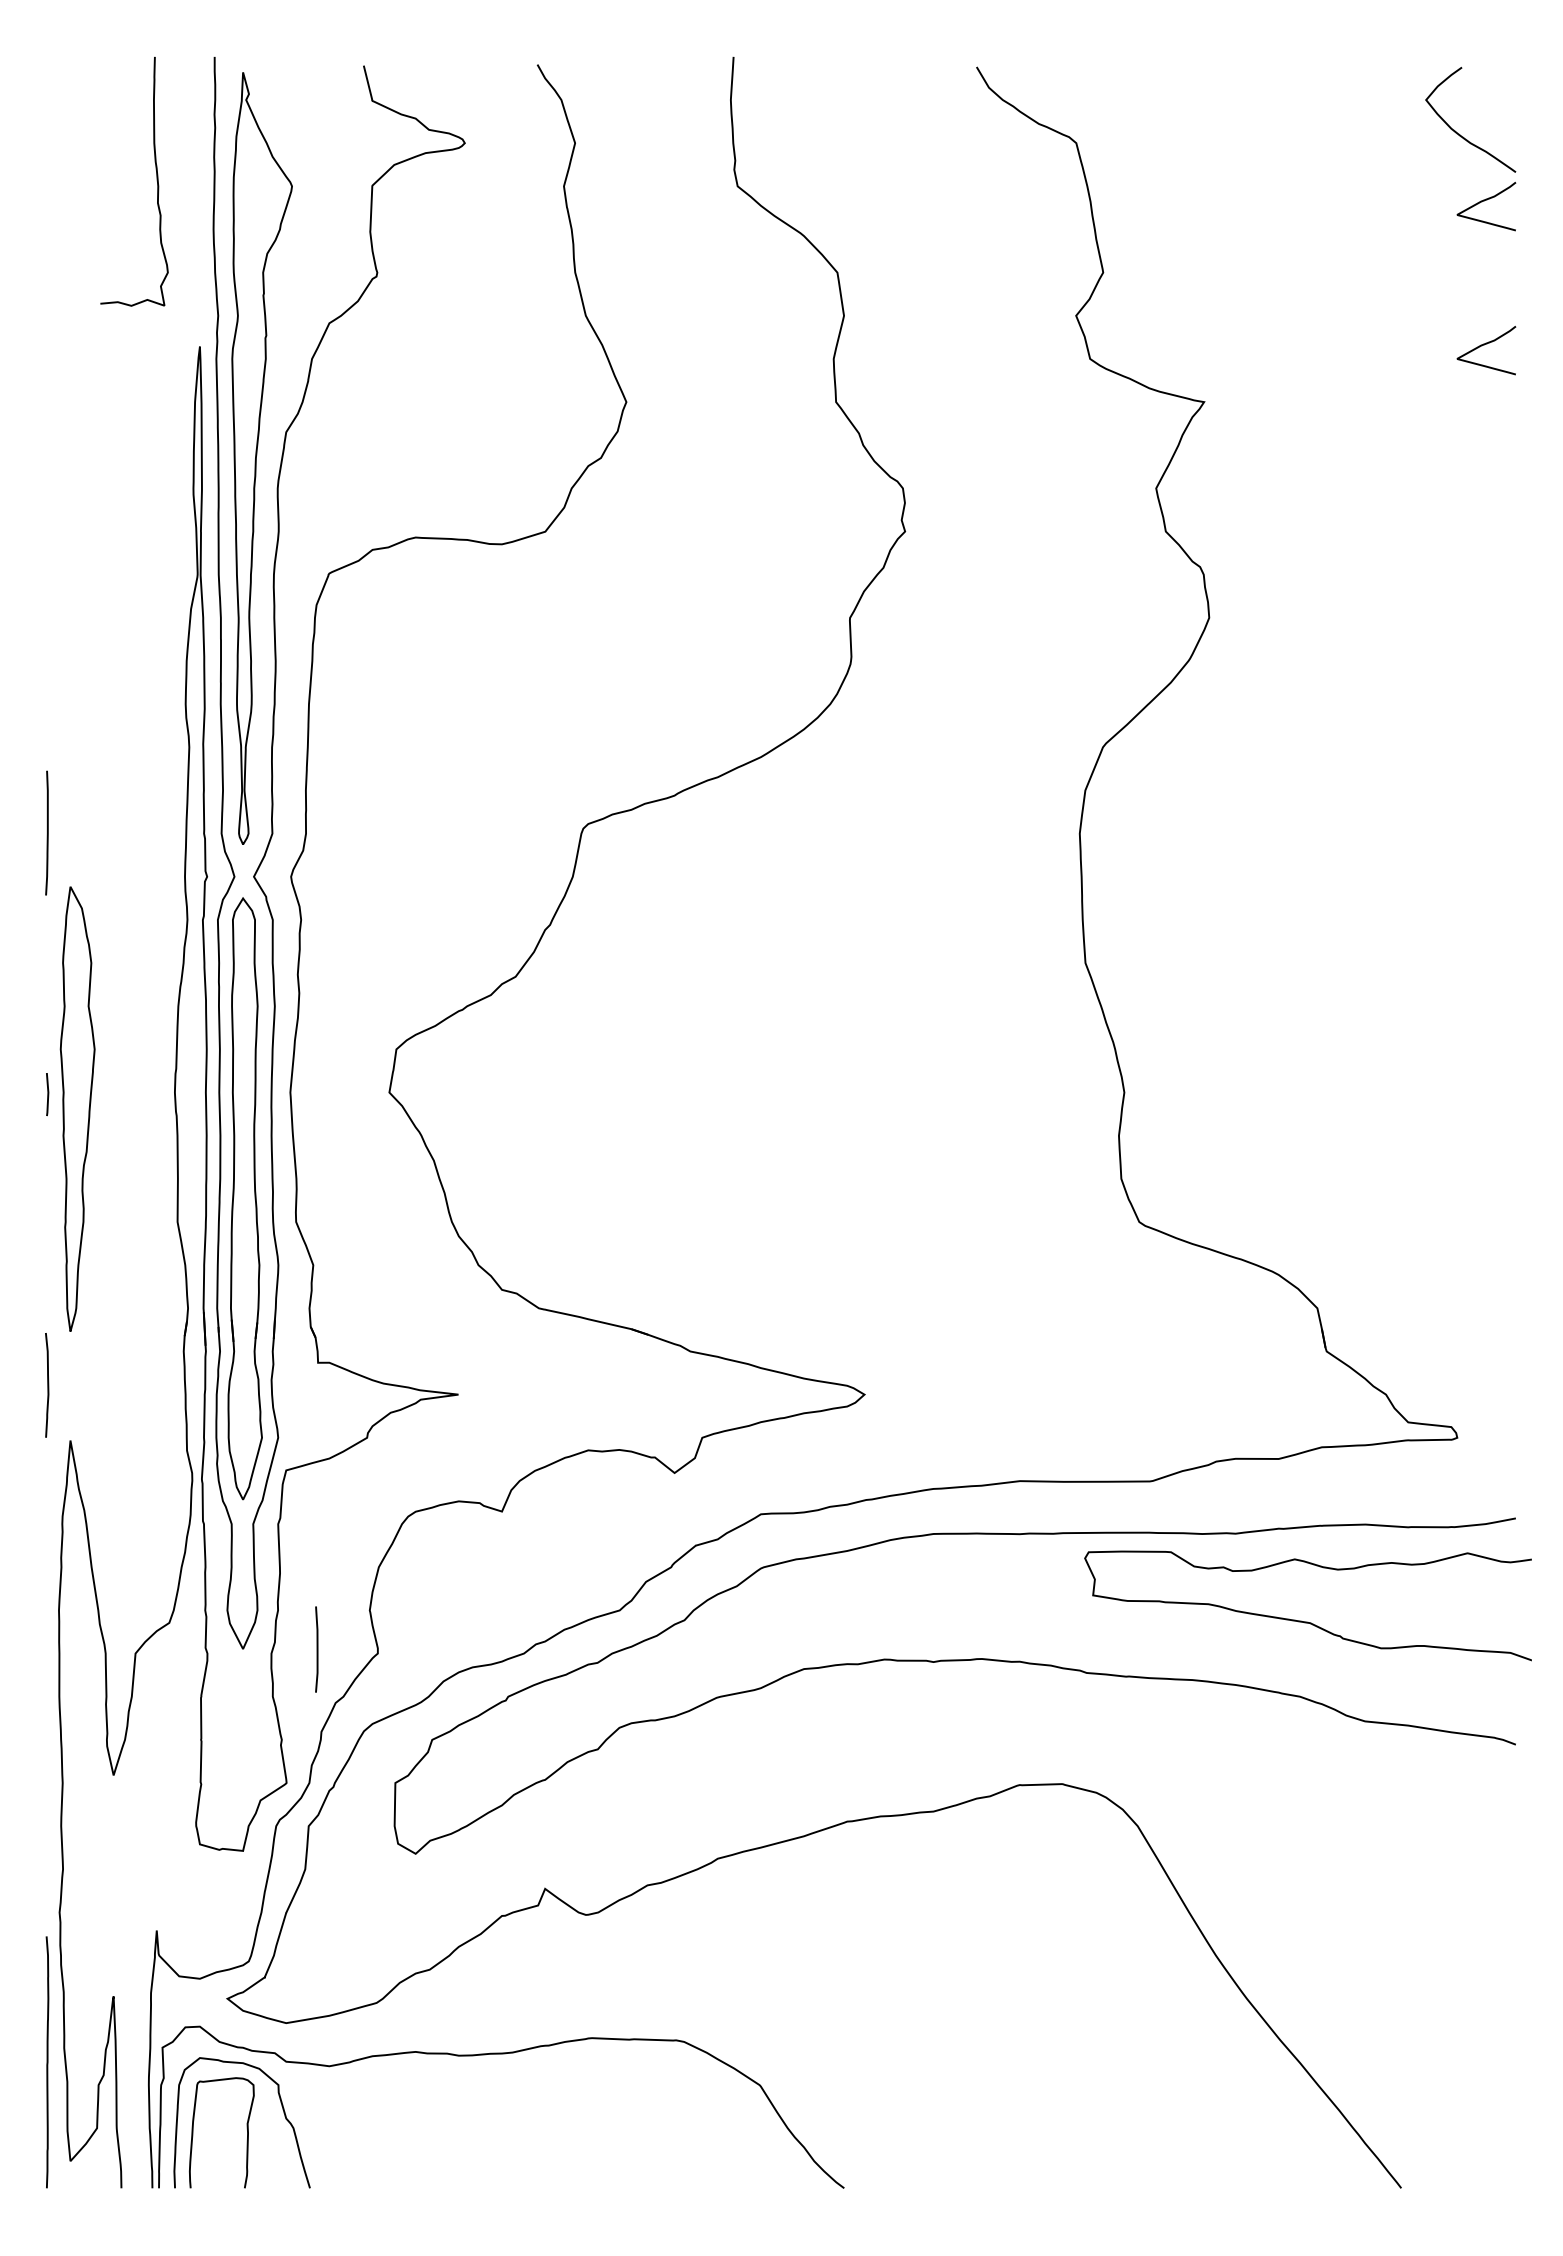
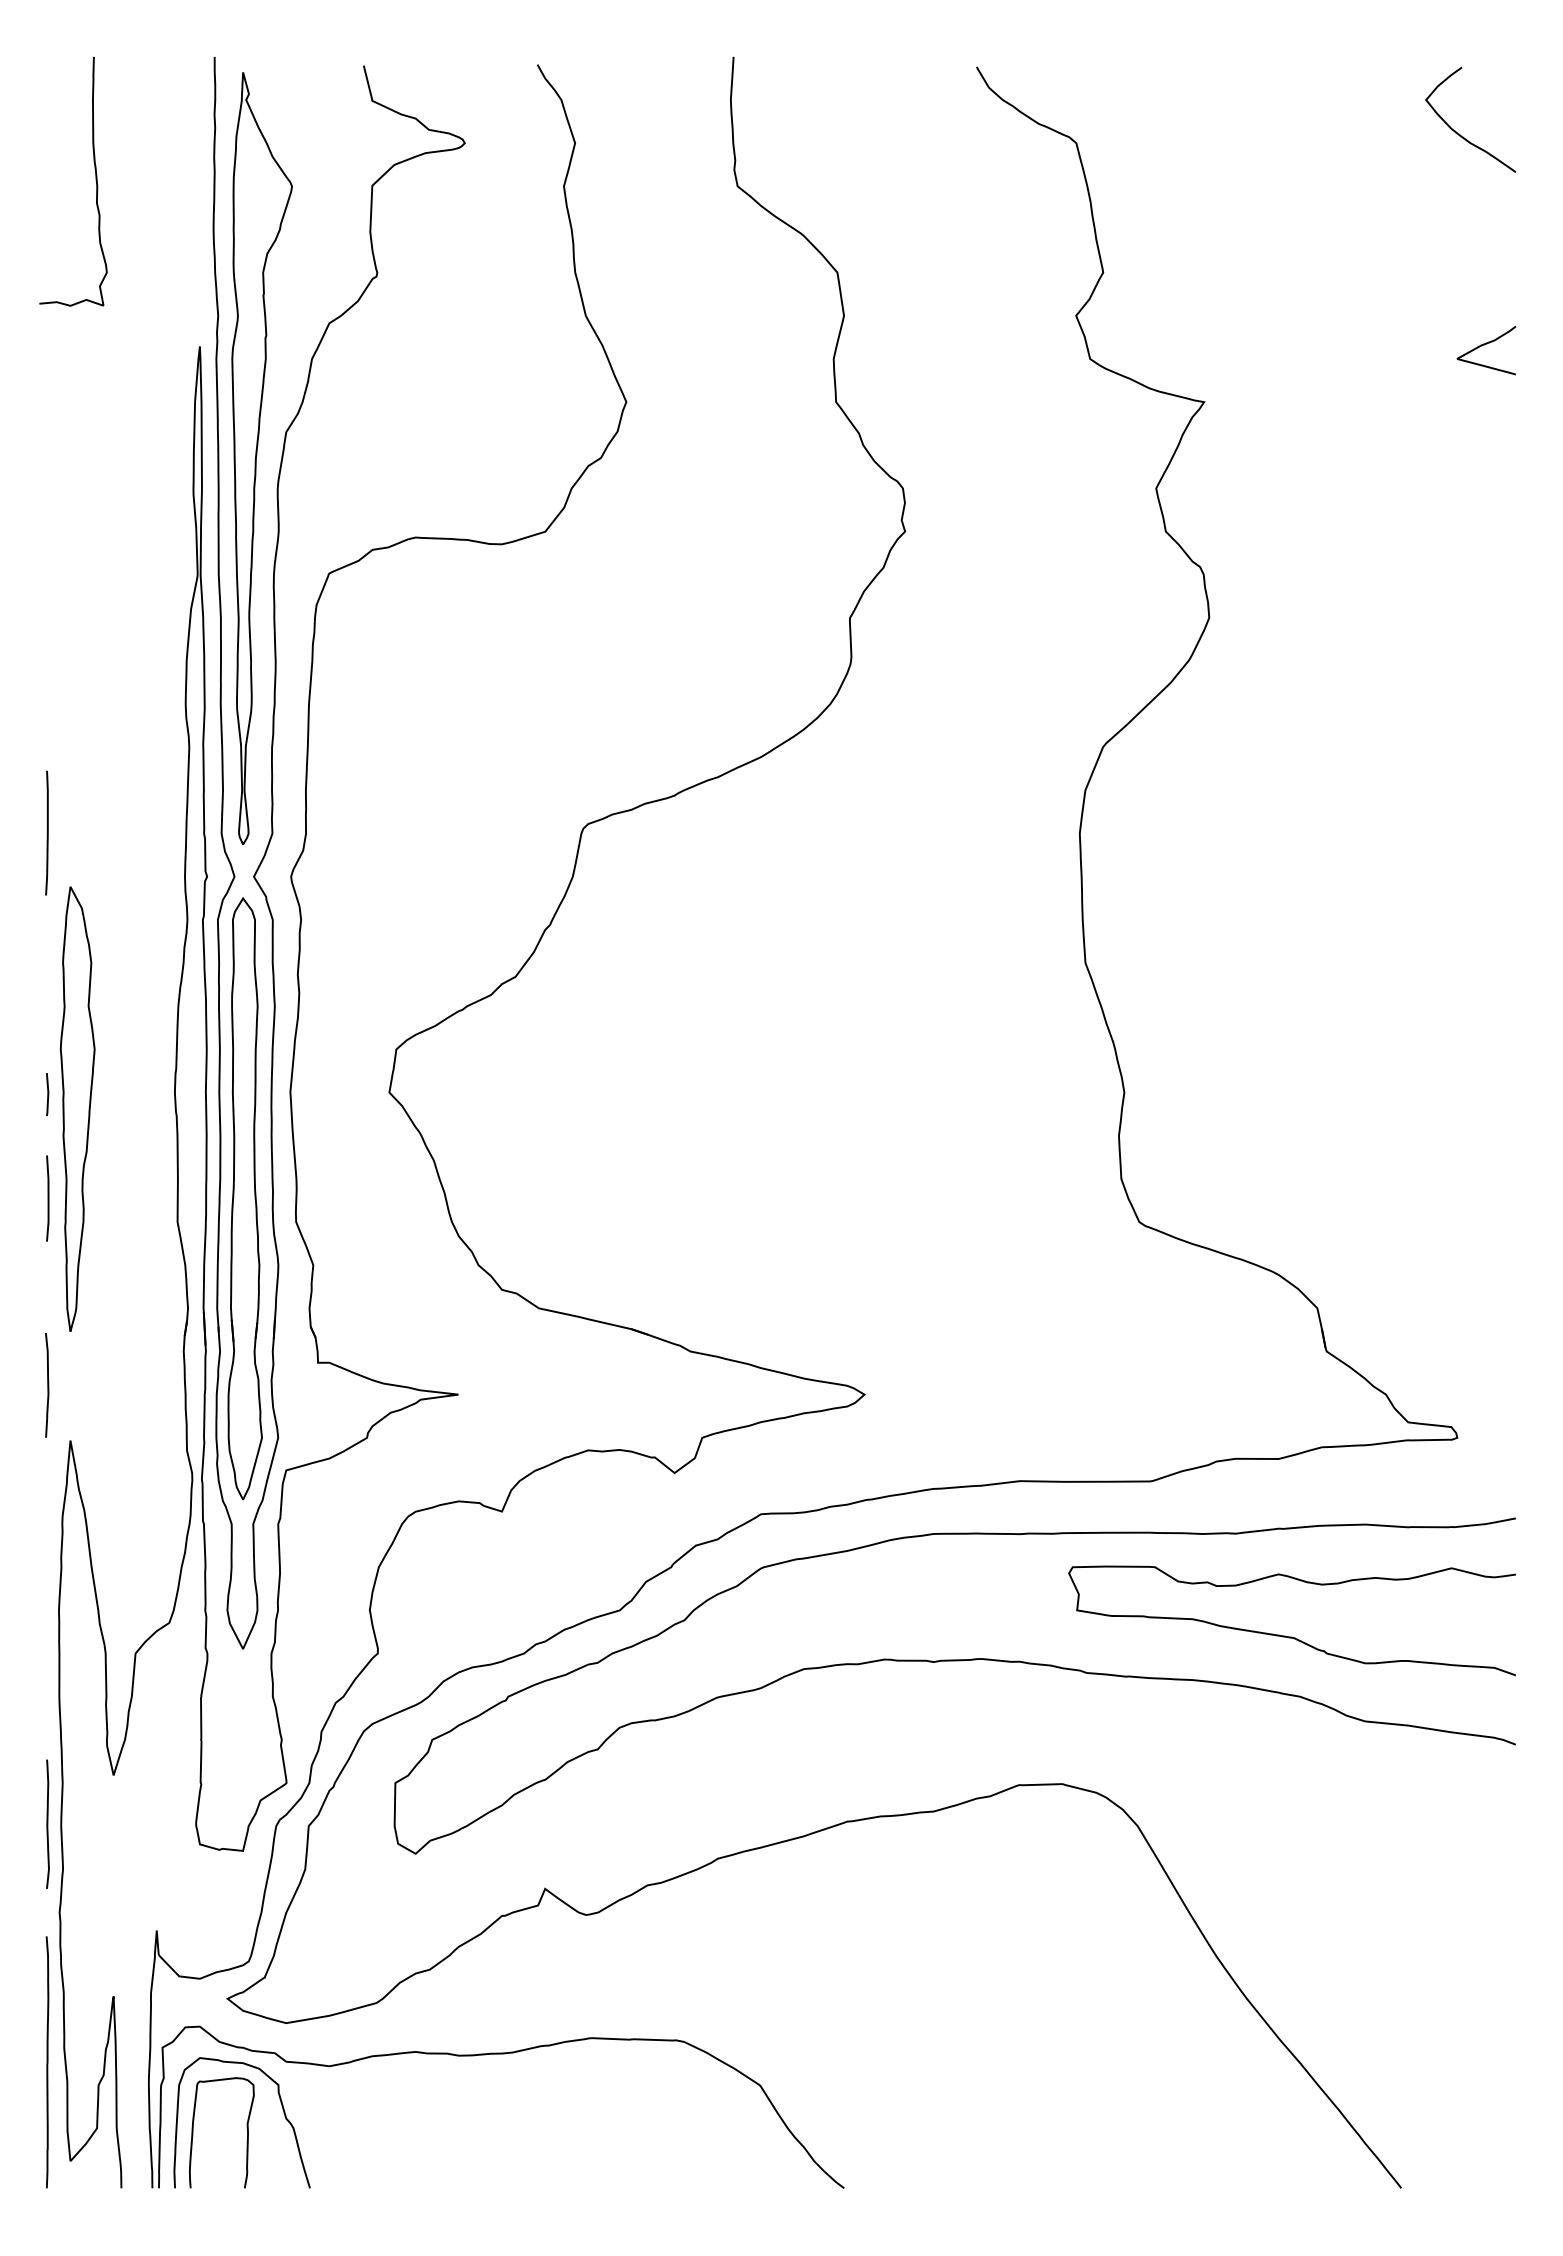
curve position: (156, 180) -> (95, 180) (95, 180)
curve: present -> none (1484, 201)
curve position: (1307, 1621) -> (1291, 1636) (1291, 1636)
line position: (316, 1649) -> (47, 1198) (47, 1198)
line: none -> present (47, 1823)
